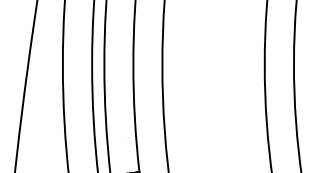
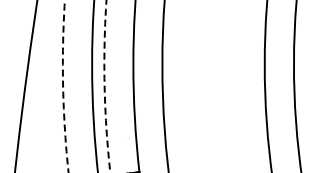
arc: solid -> dashed (104, 86)
arc: solid -> dashed (63, 87)
